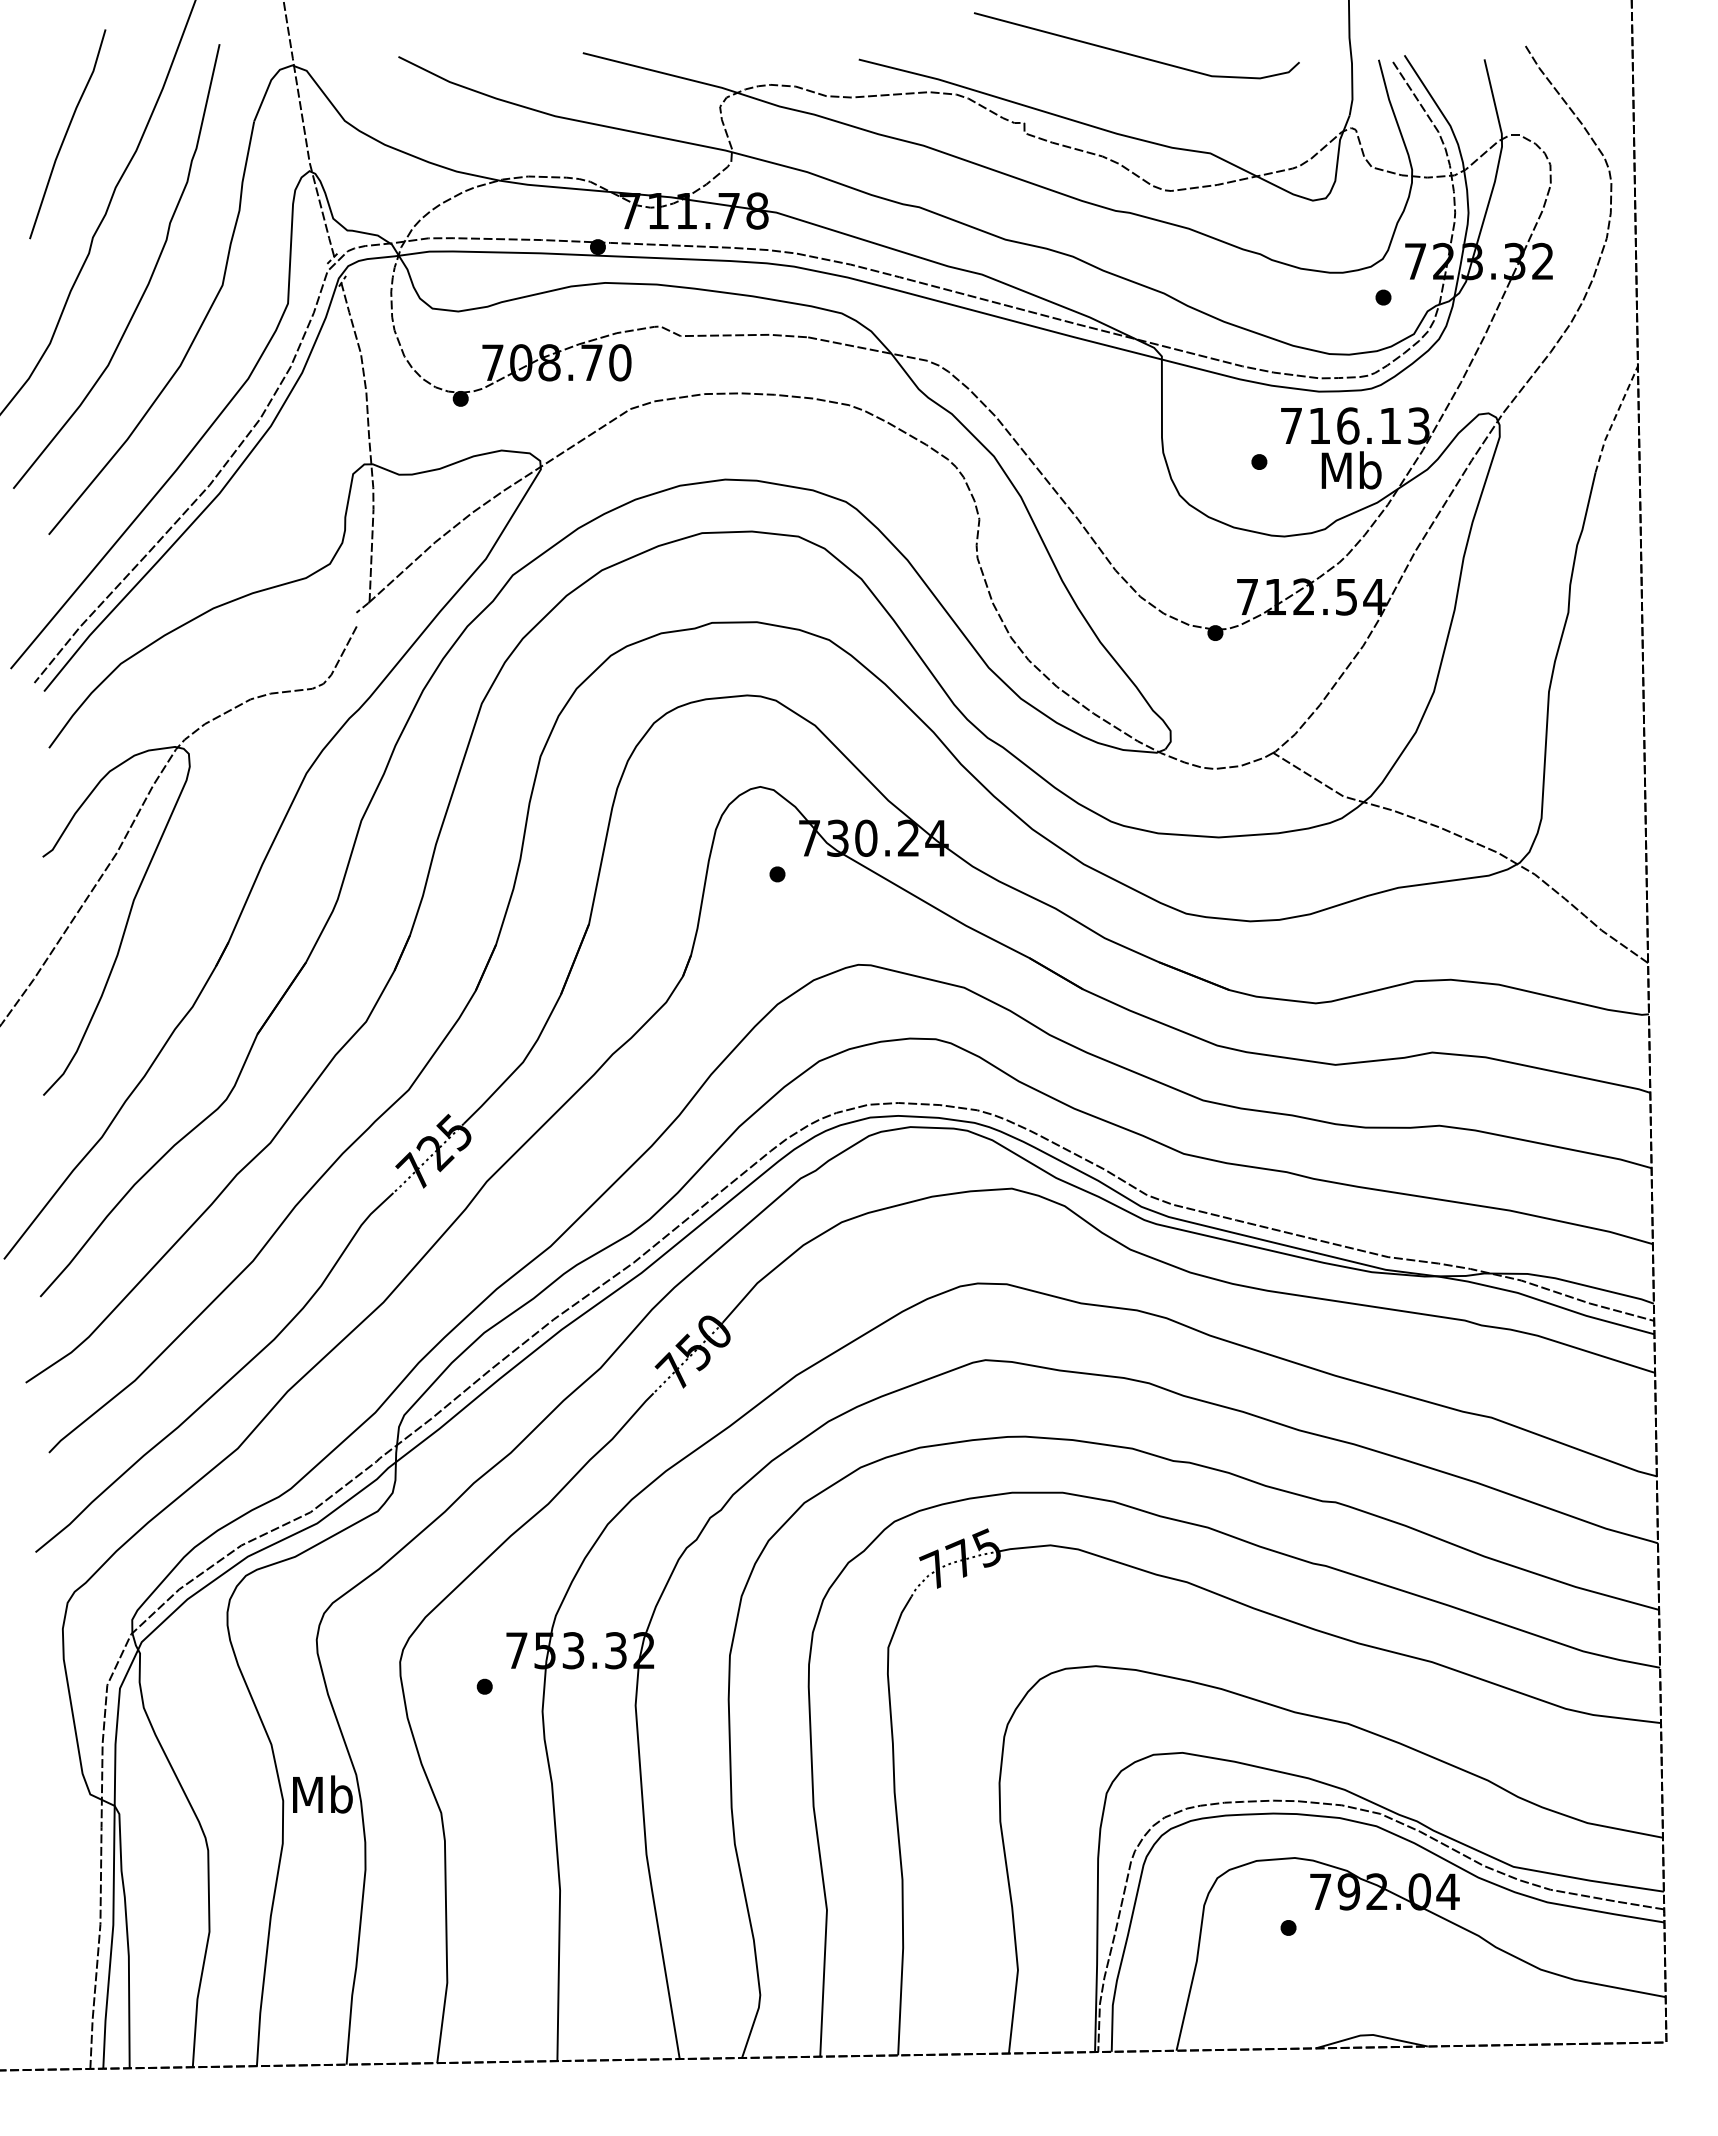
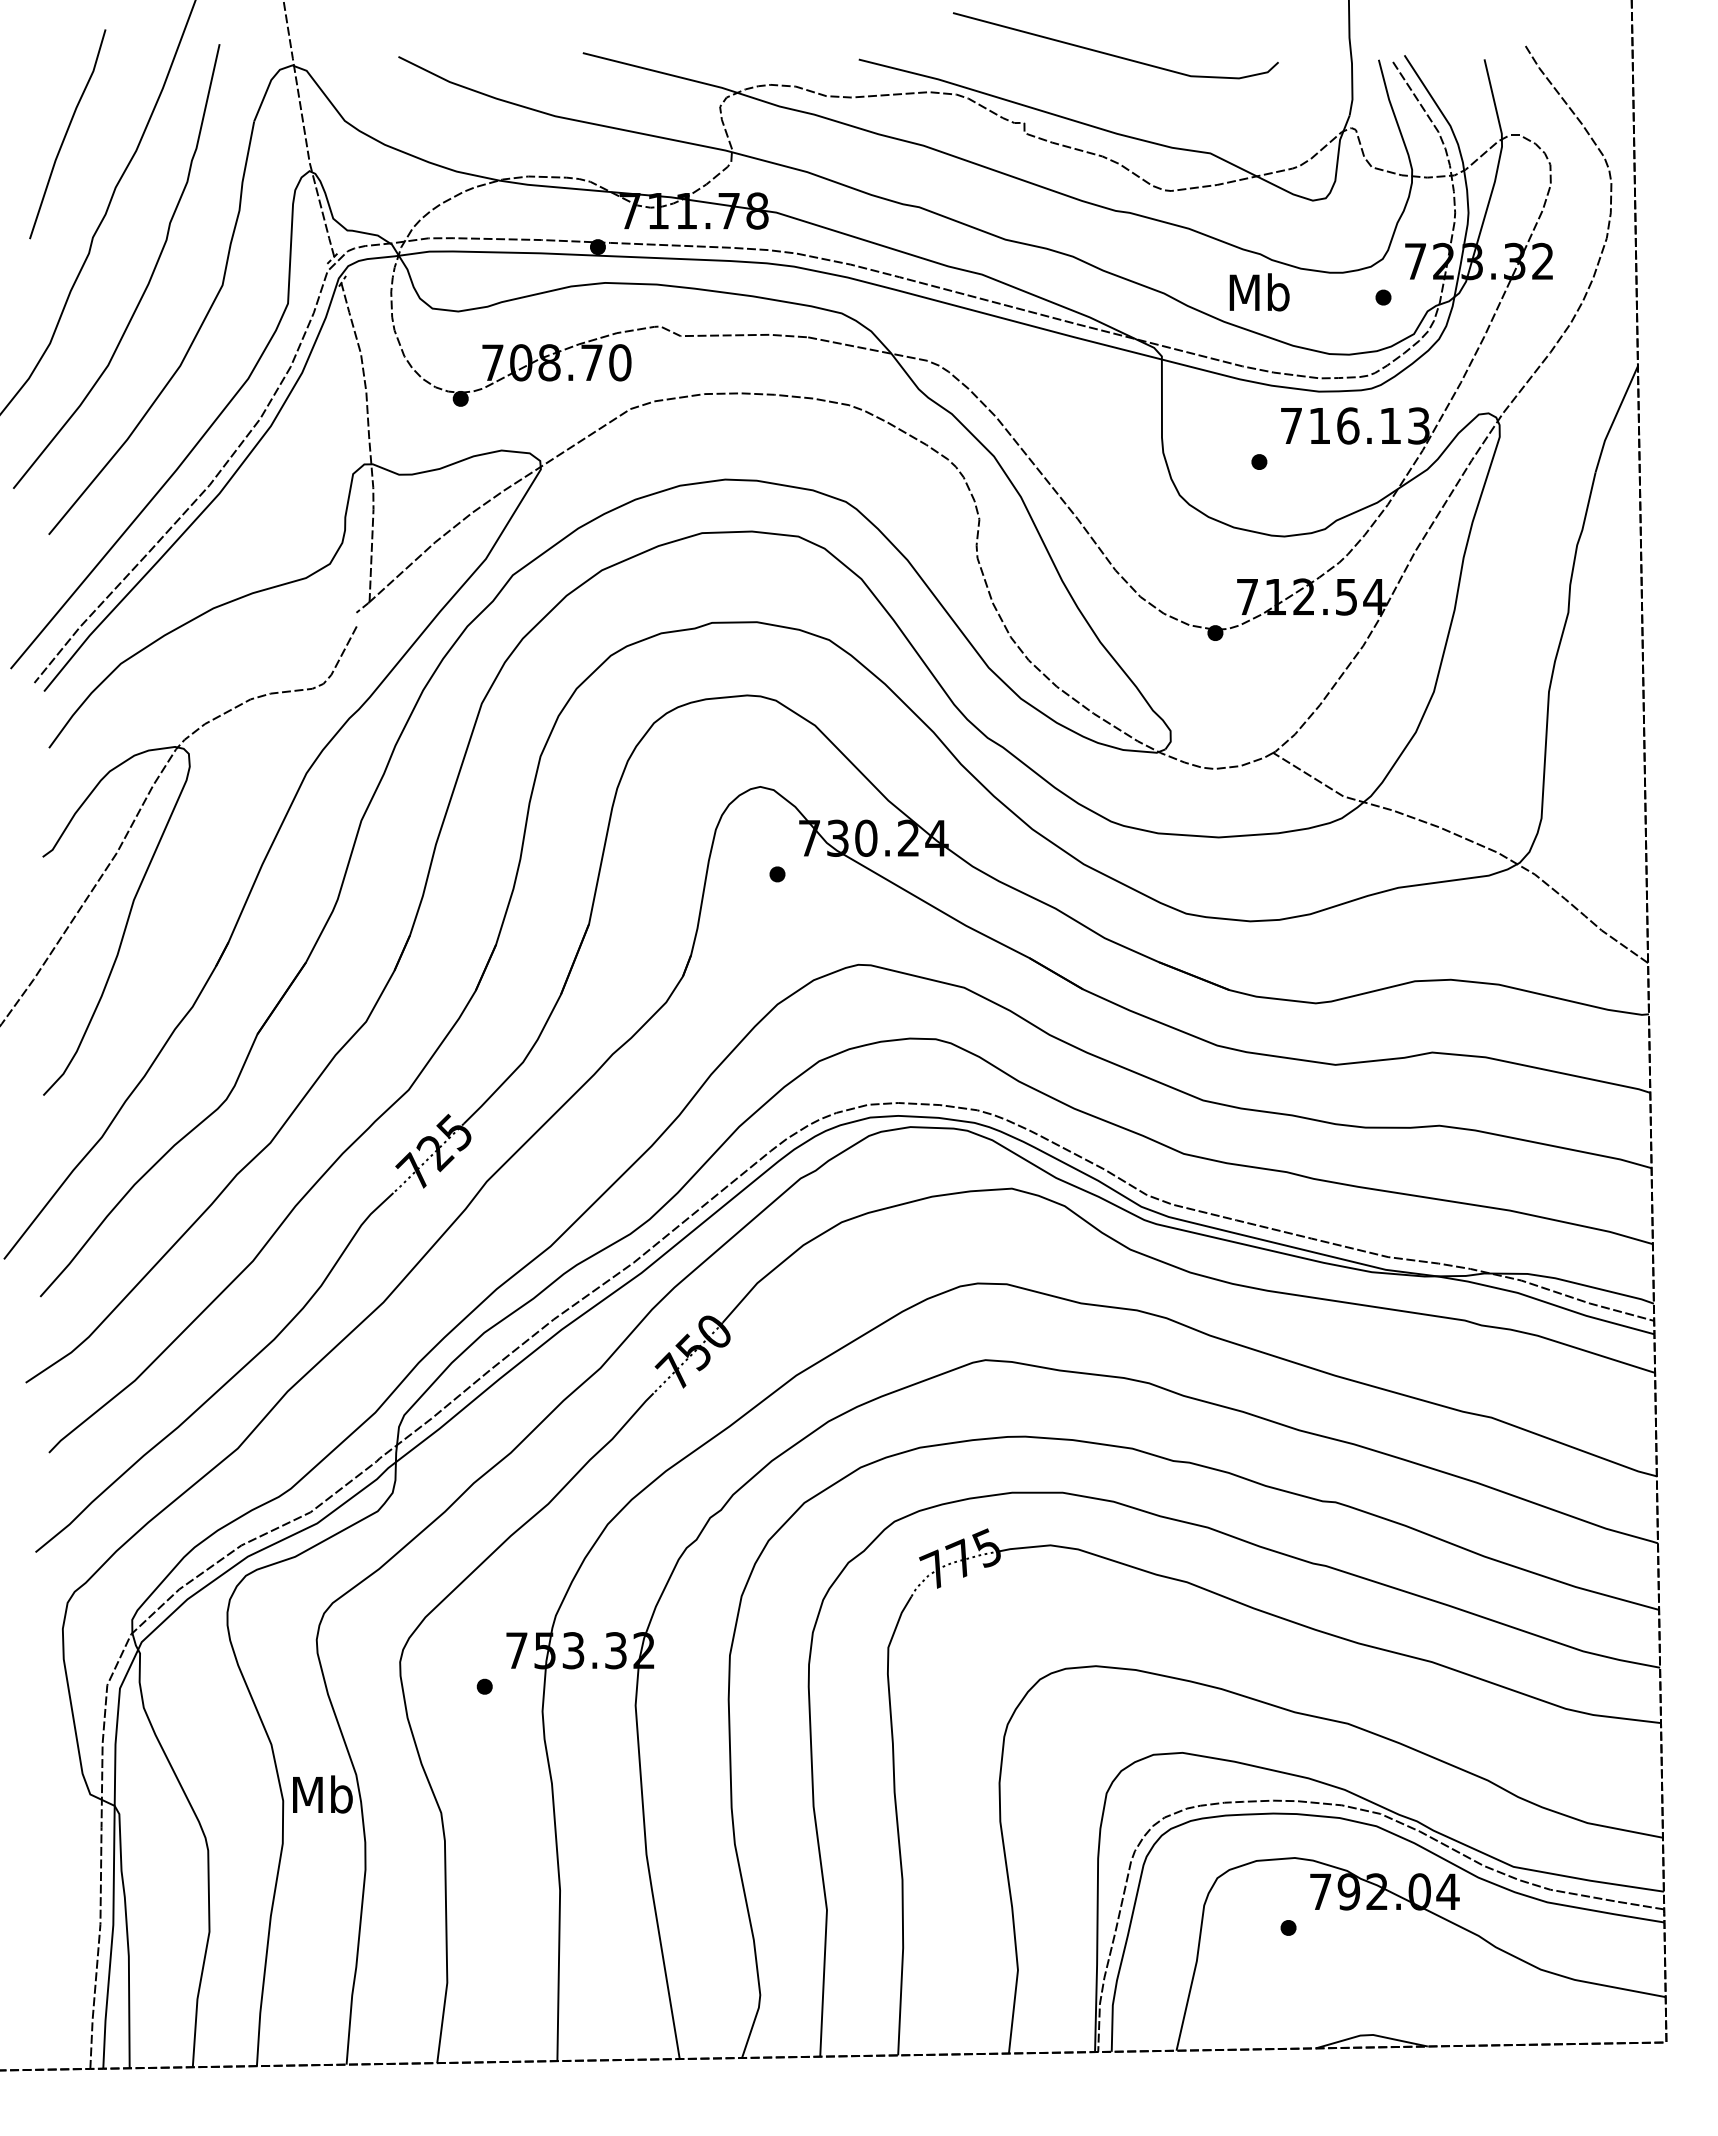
line position: (1134, 54) -> (1113, 54) (1113, 54)
line: dashed -> solid (1614, 418)
text position: (1351, 470) -> (1259, 292) (1259, 292)
